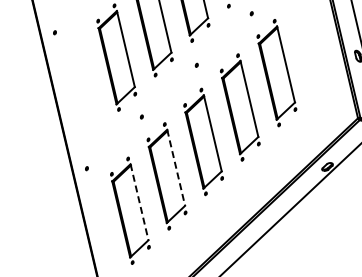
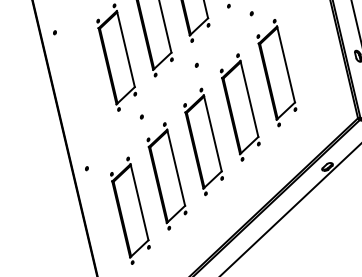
line: dashed -> solid (176, 168)
line: dashed -> solid (139, 202)
